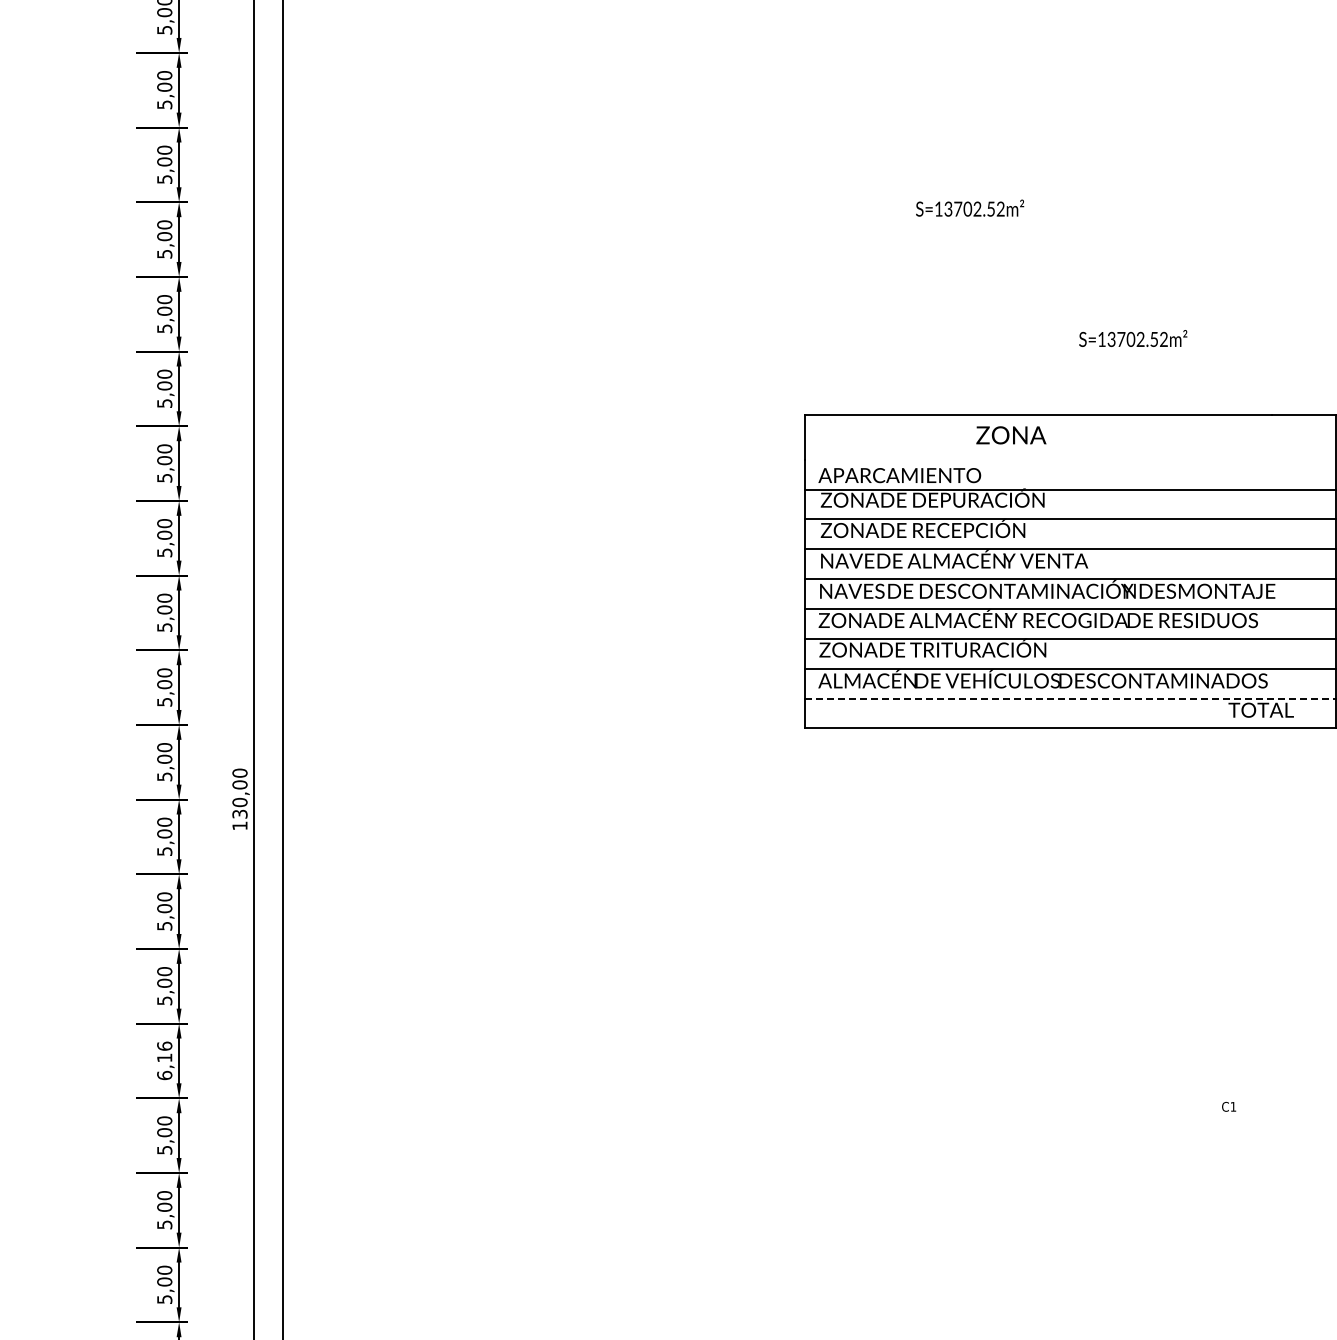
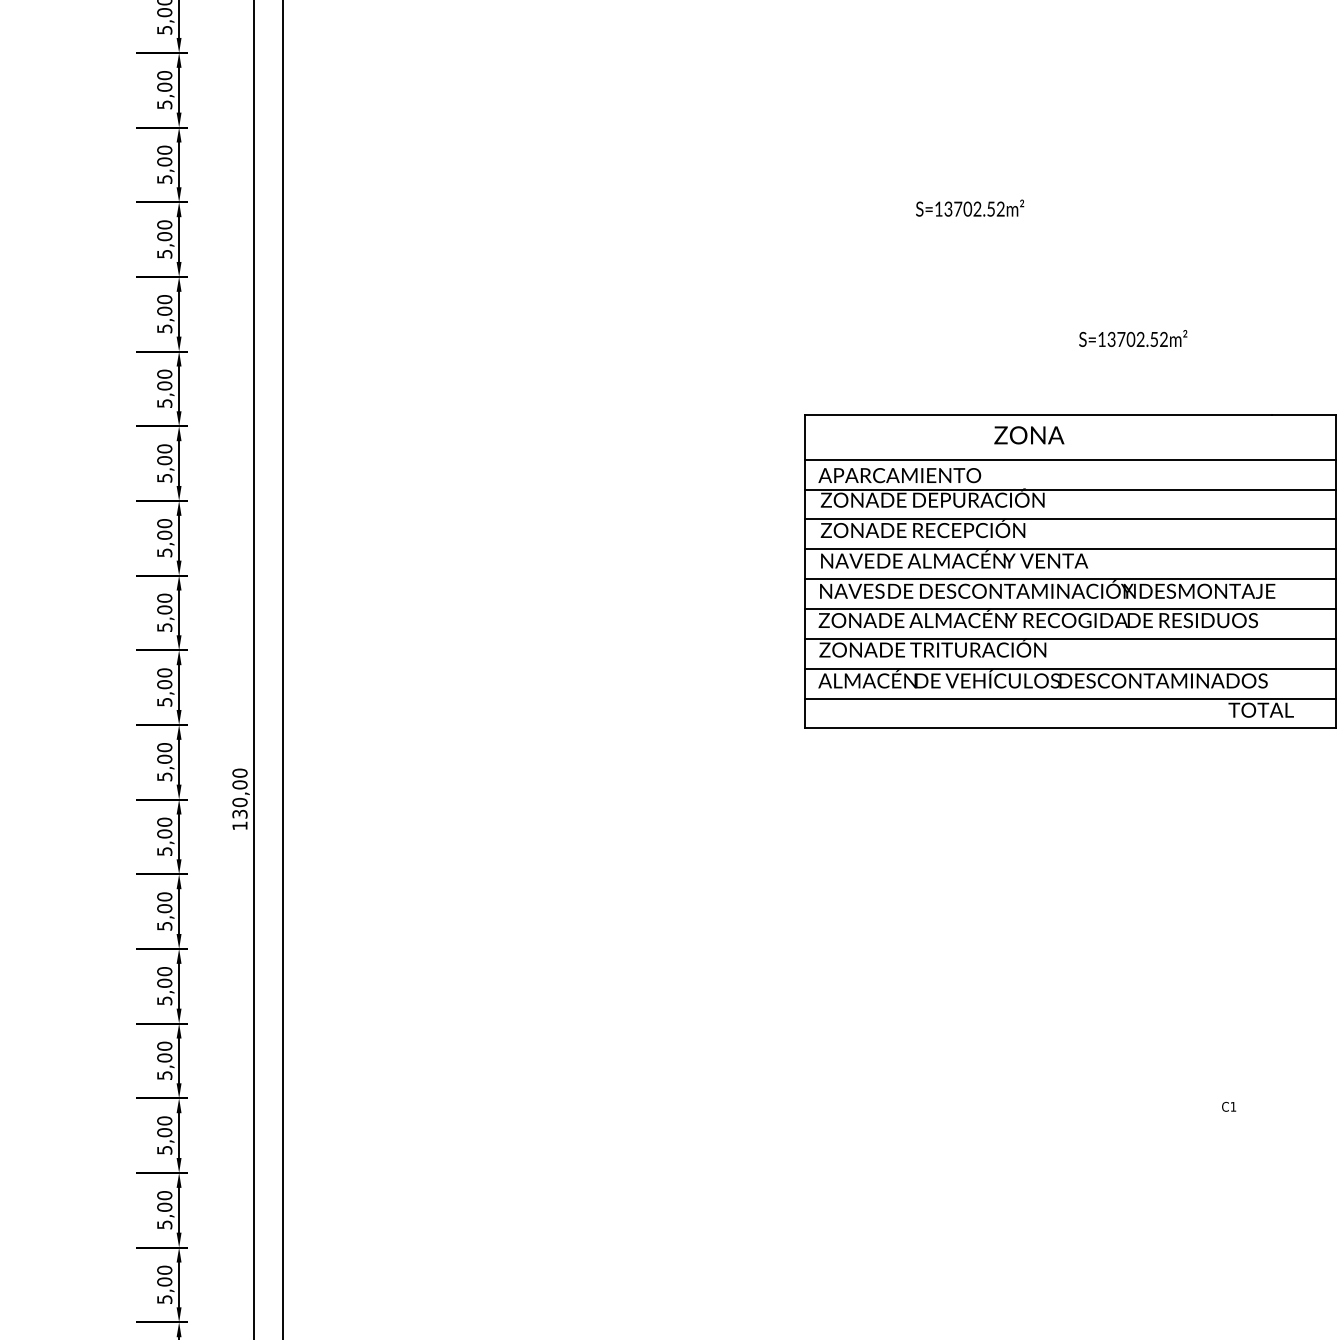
text position: (1011, 435) -> (1029, 435) (1029, 435)
line: none -> present (1068, 459)
line: dashed -> solid (1070, 698)
text: 6,16 -> 5,00 (164, 1060)
